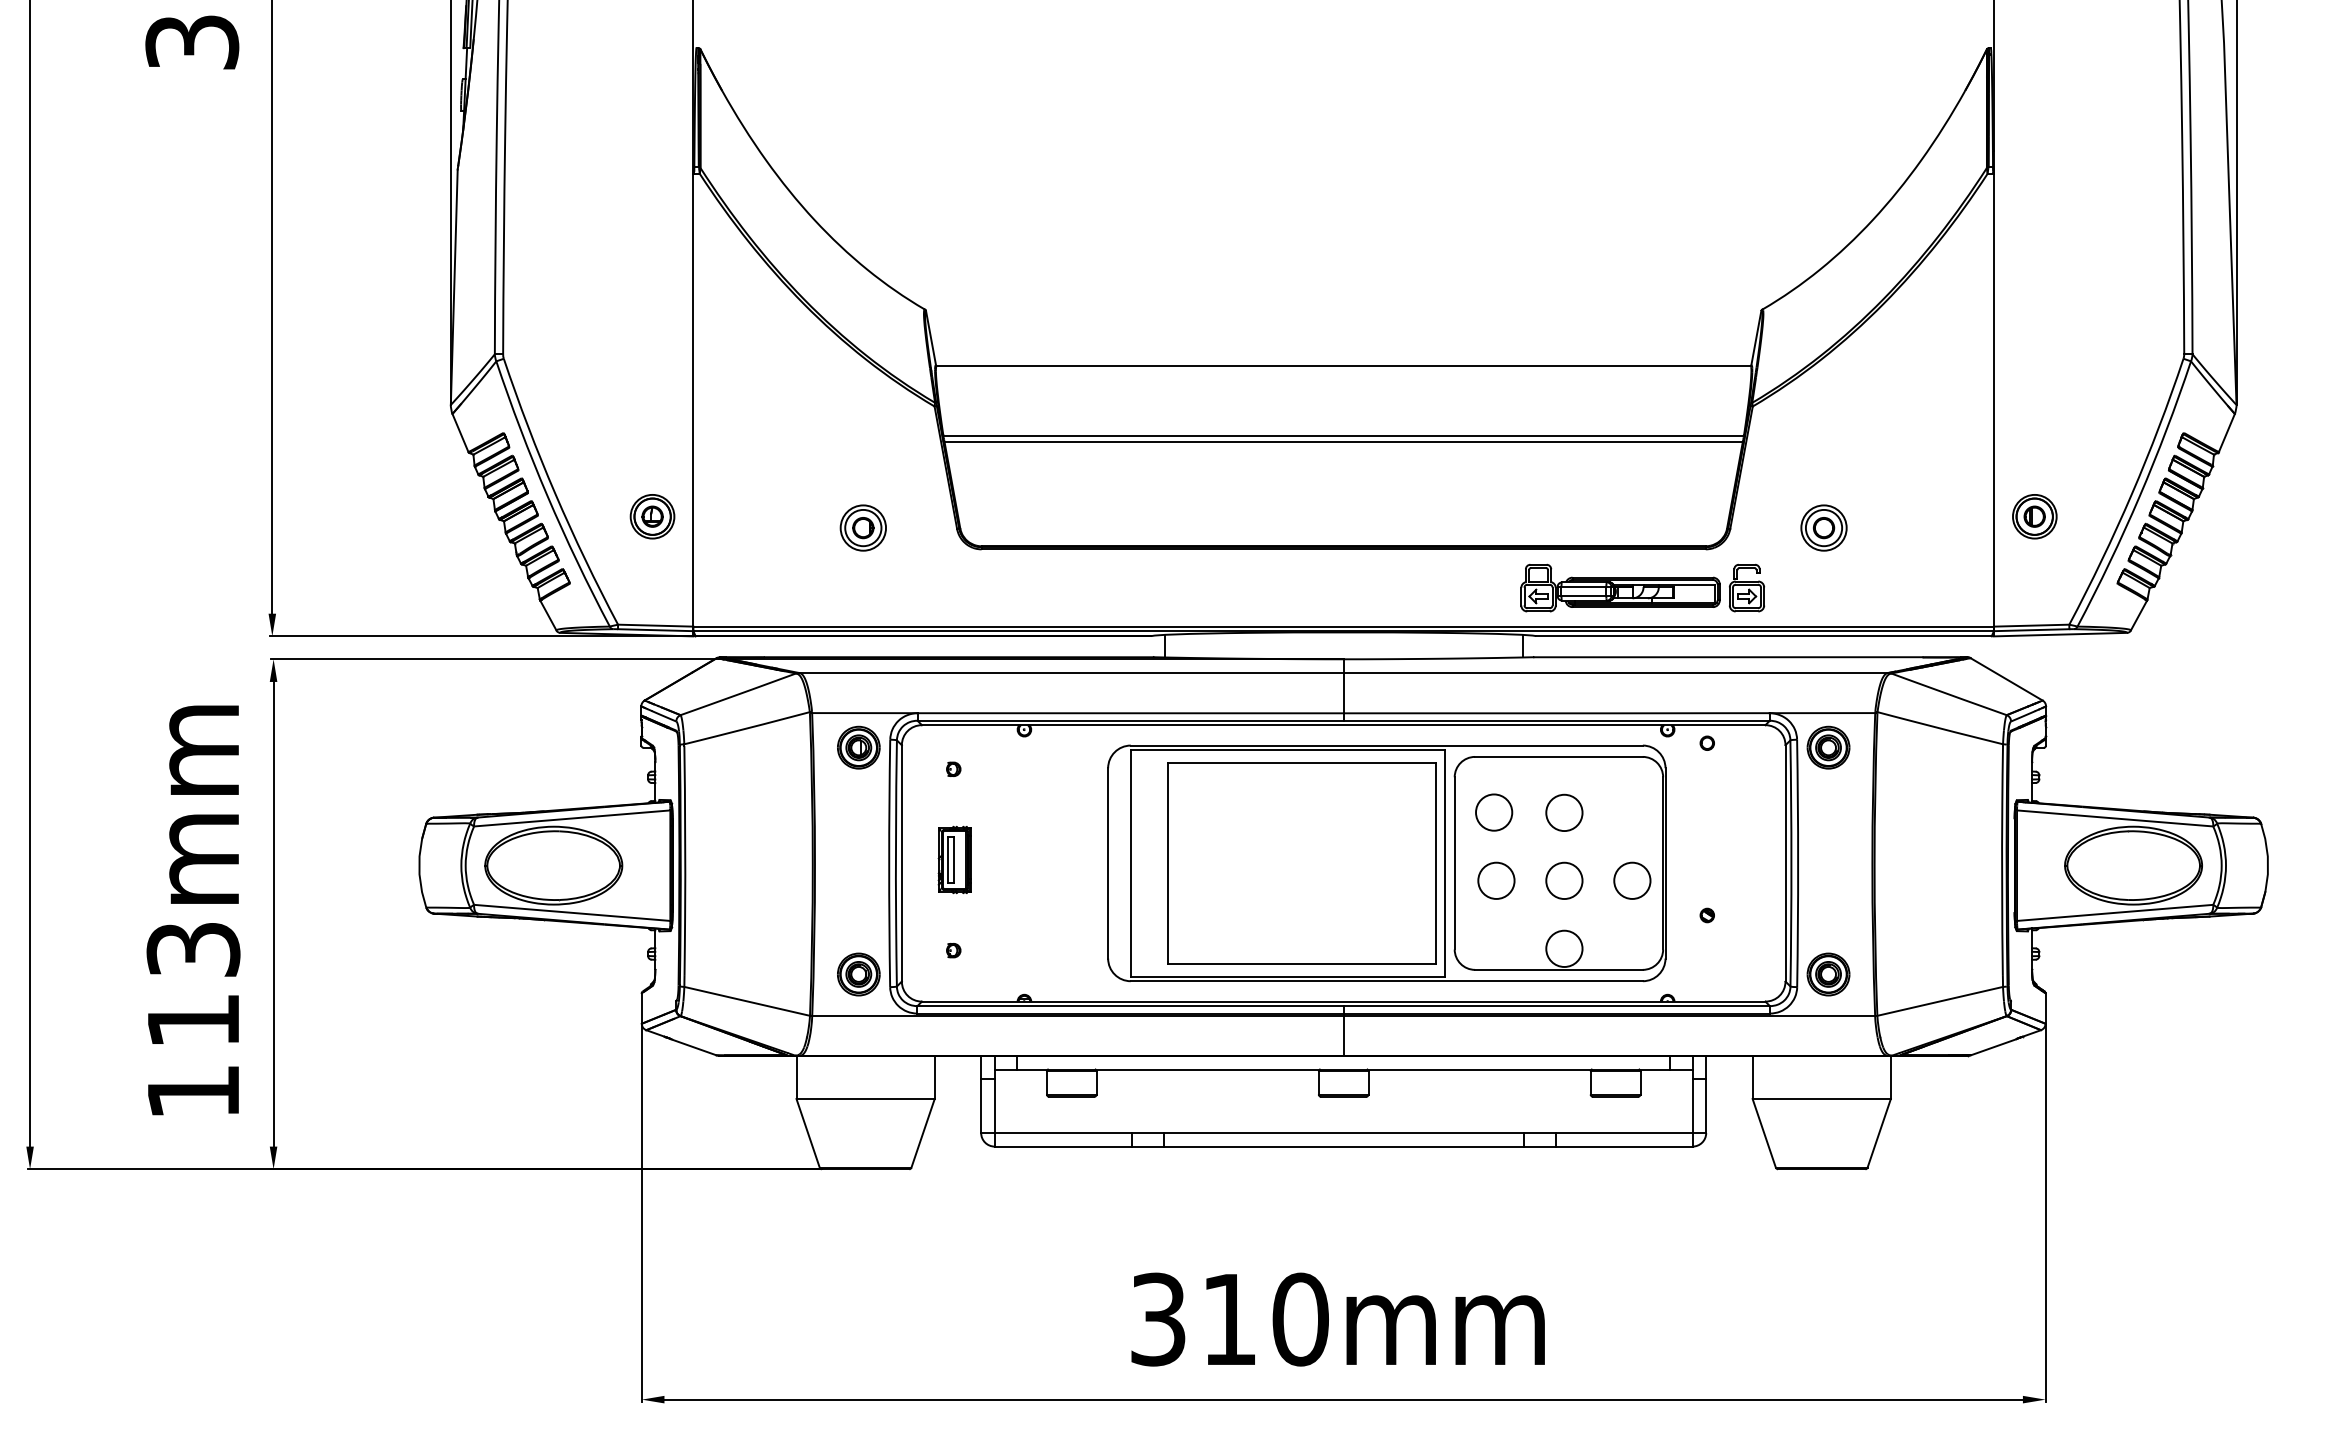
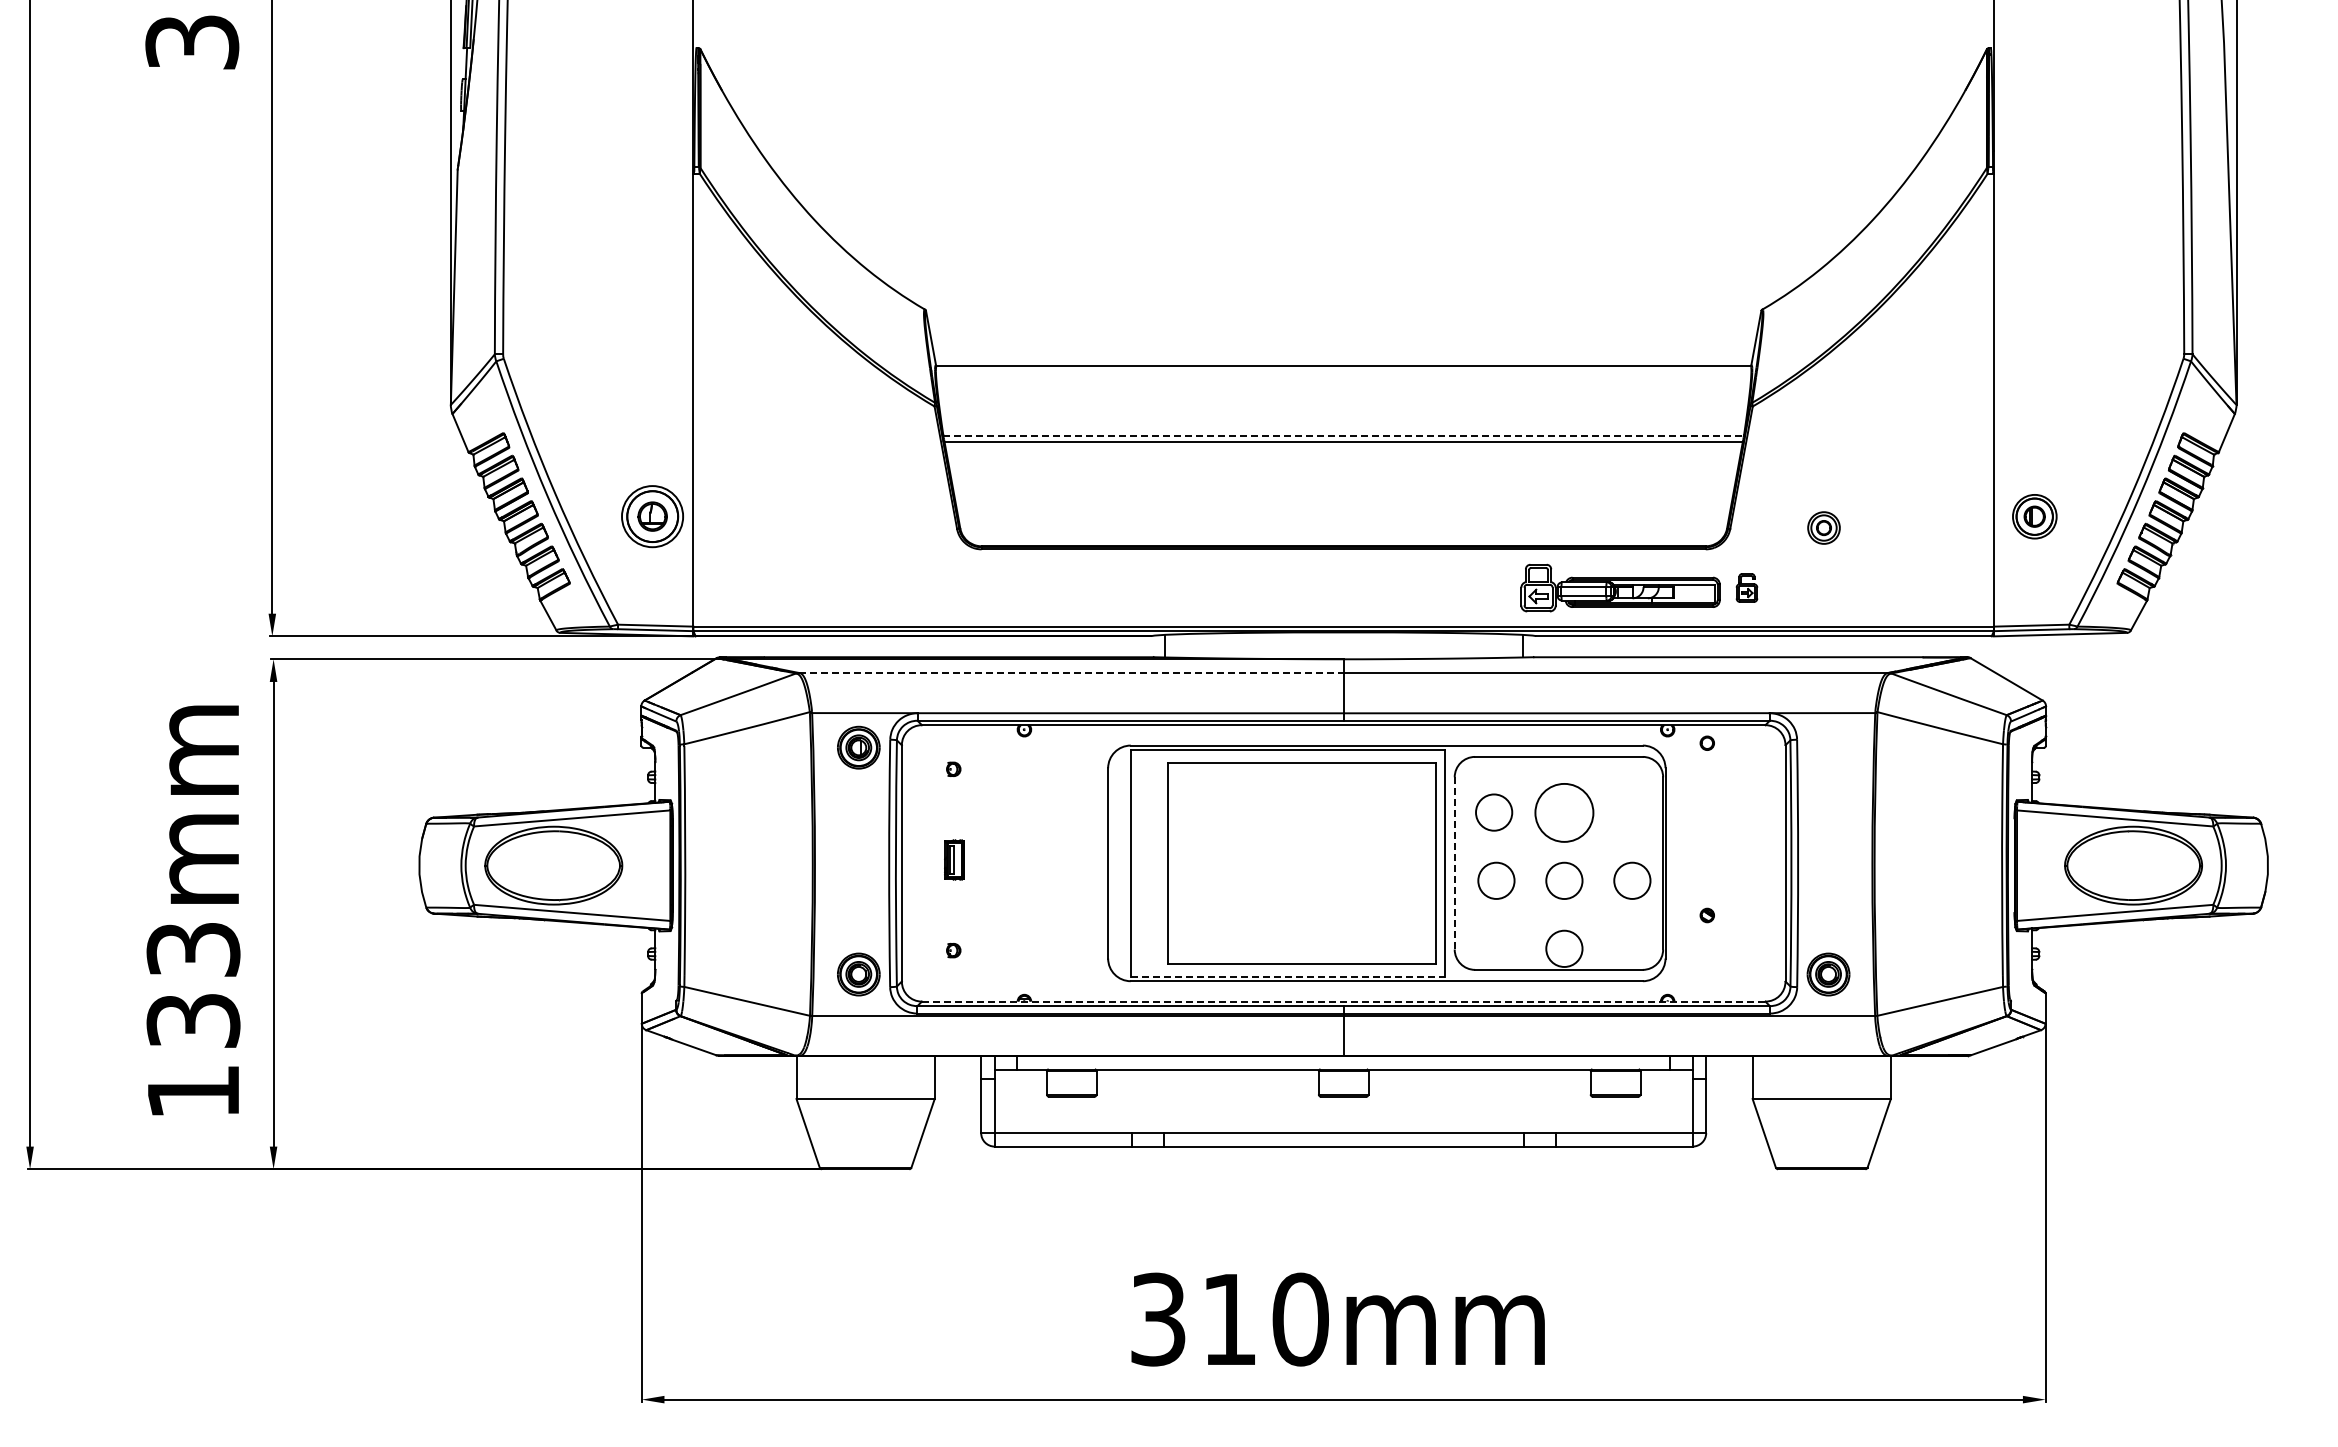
line: solid -> dashed (1344, 435)
part size: 47x46 px -> 63x64 px (652, 516)
part: present -> none (862, 527)
part size: 48x48 px -> 34x34 px (1823, 527)
part size: 36x50 px -> 24x30 px (1746, 587)
line: solid -> dashed (1072, 673)
part: present -> none (1828, 747)
circle diameter: 36 px -> 58 px (1564, 812)
part size: 35x70 px -> 21x42 px (954, 859)
line: solid -> dashed (1454, 862)
line: solid -> dashed (1288, 976)
line: solid -> dashed (1343, 1001)
text: 113mm -> 133mm (193, 1020)
